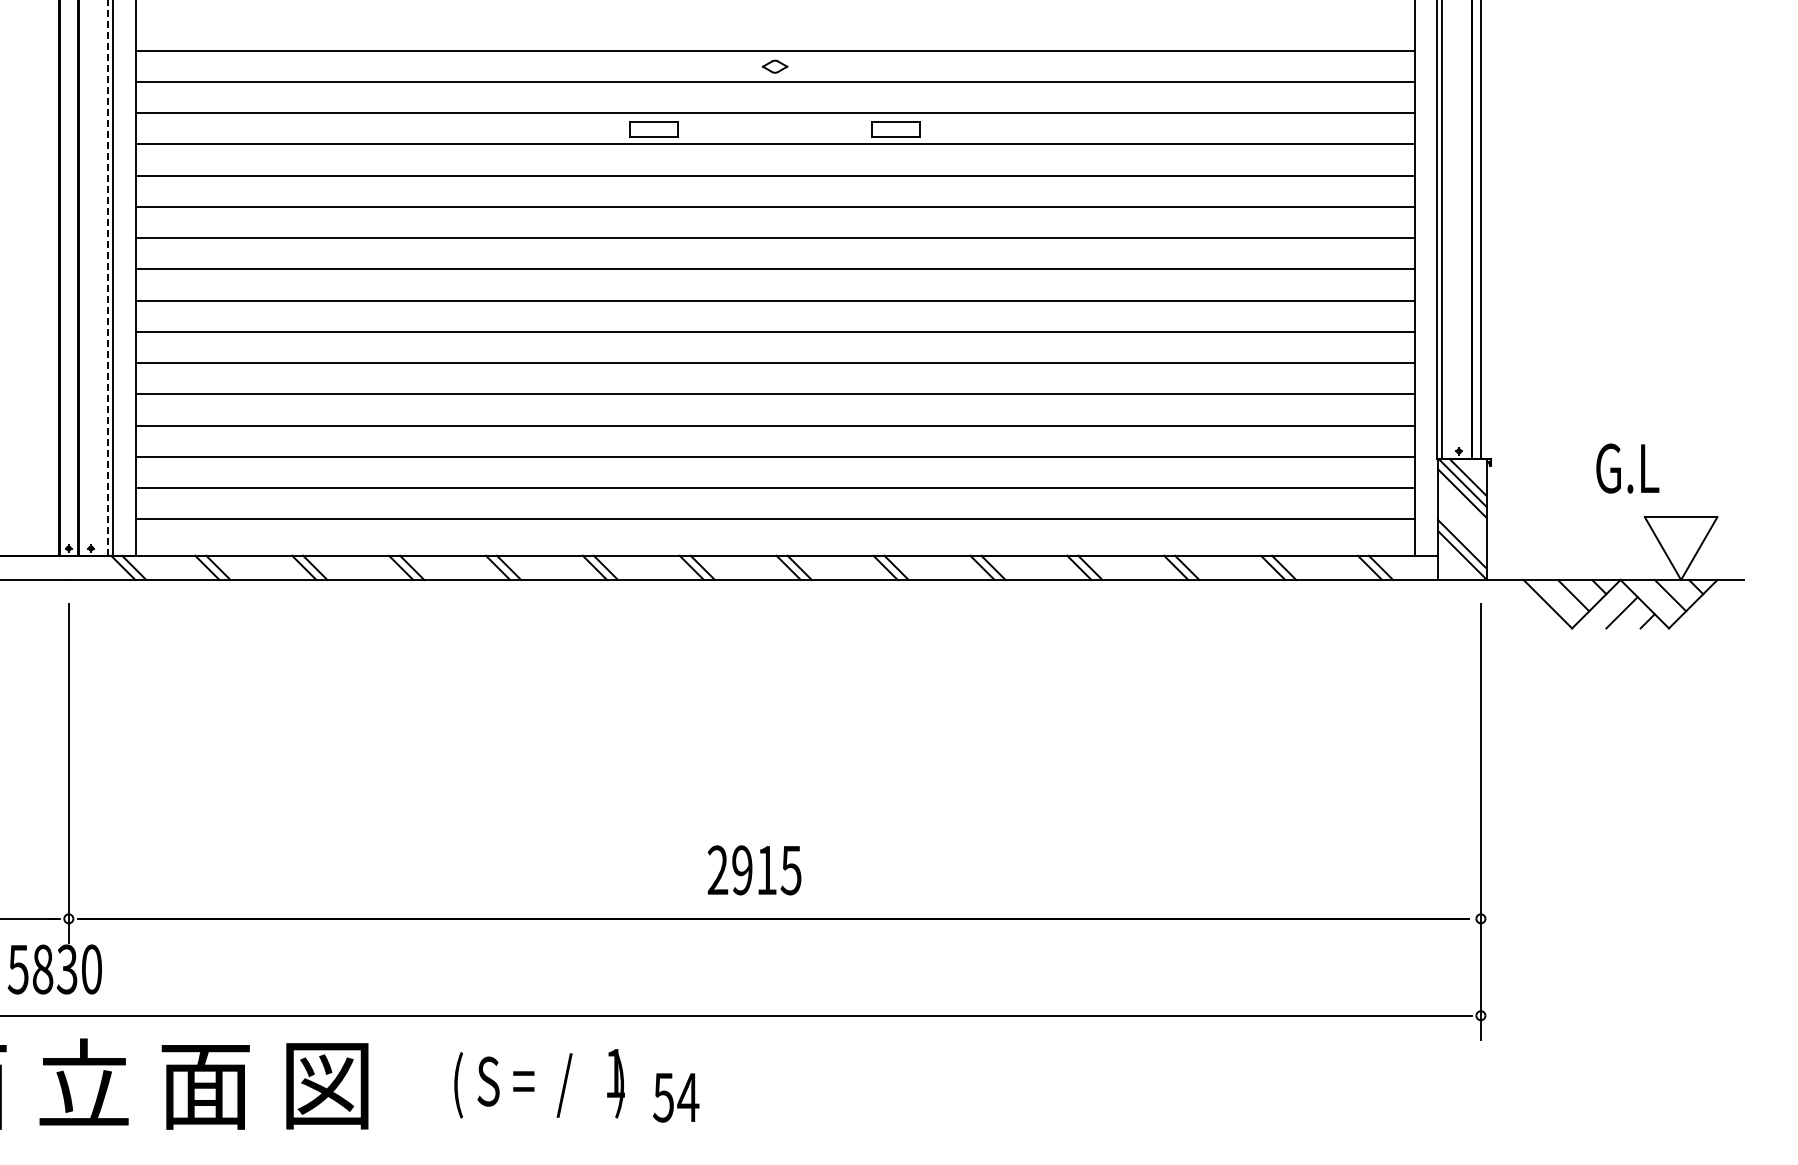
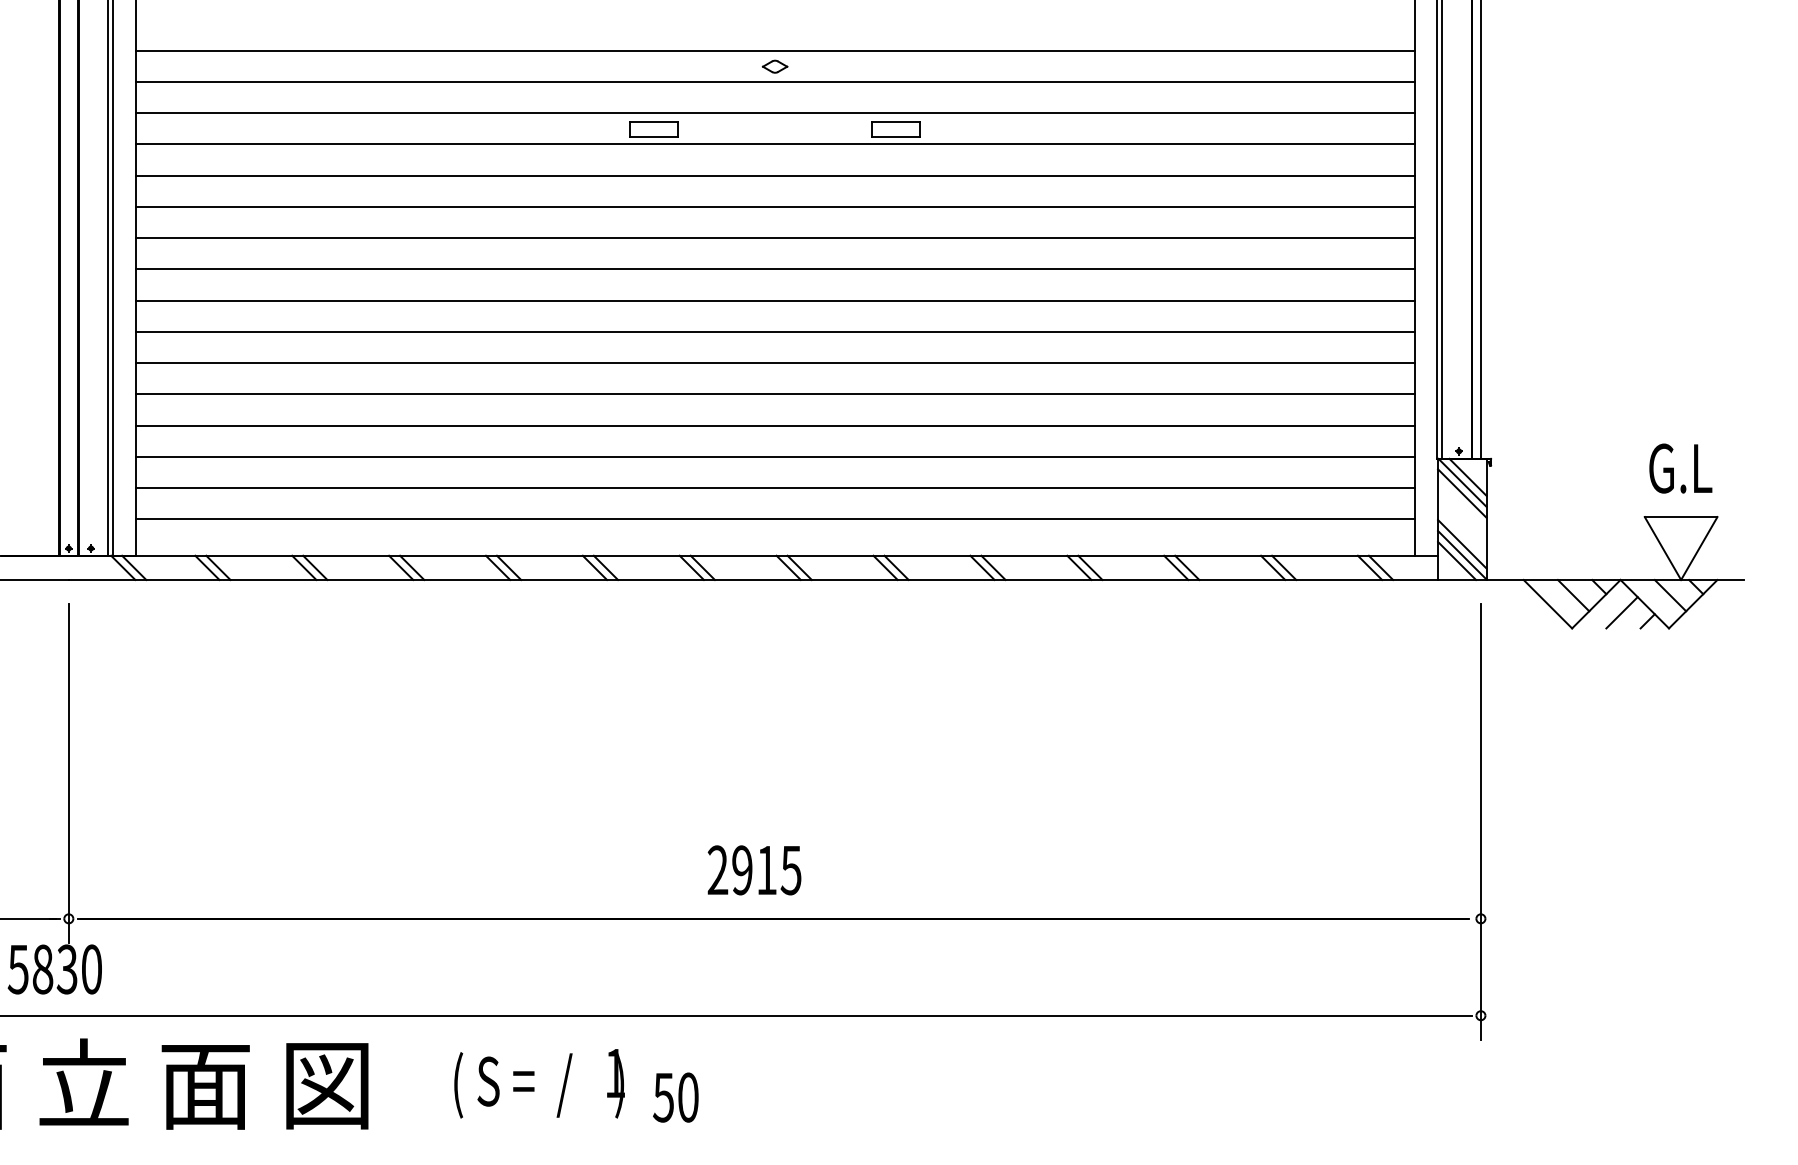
line: dashed -> solid (108, 277)
text position: (1627, 468) -> (1680, 468) (1680, 468)
line: none -> present (1457, 560)
text: 54 -> 50 (688, 1097)
